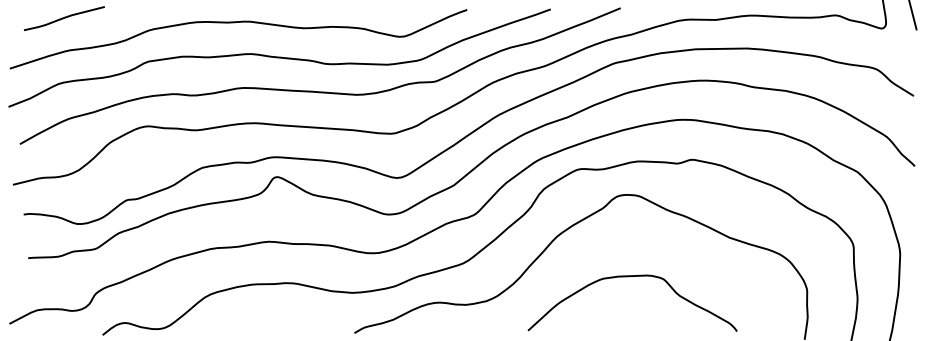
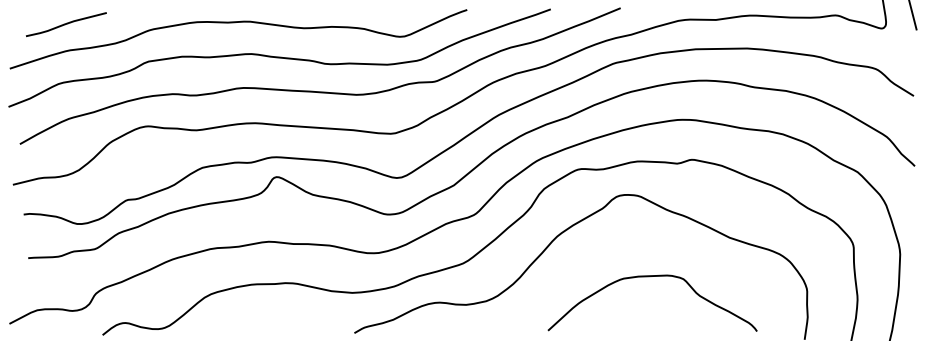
curve position: (64, 18) -> (66, 24) (66, 24)
curve position: (629, 277) -> (649, 277) (649, 277)
